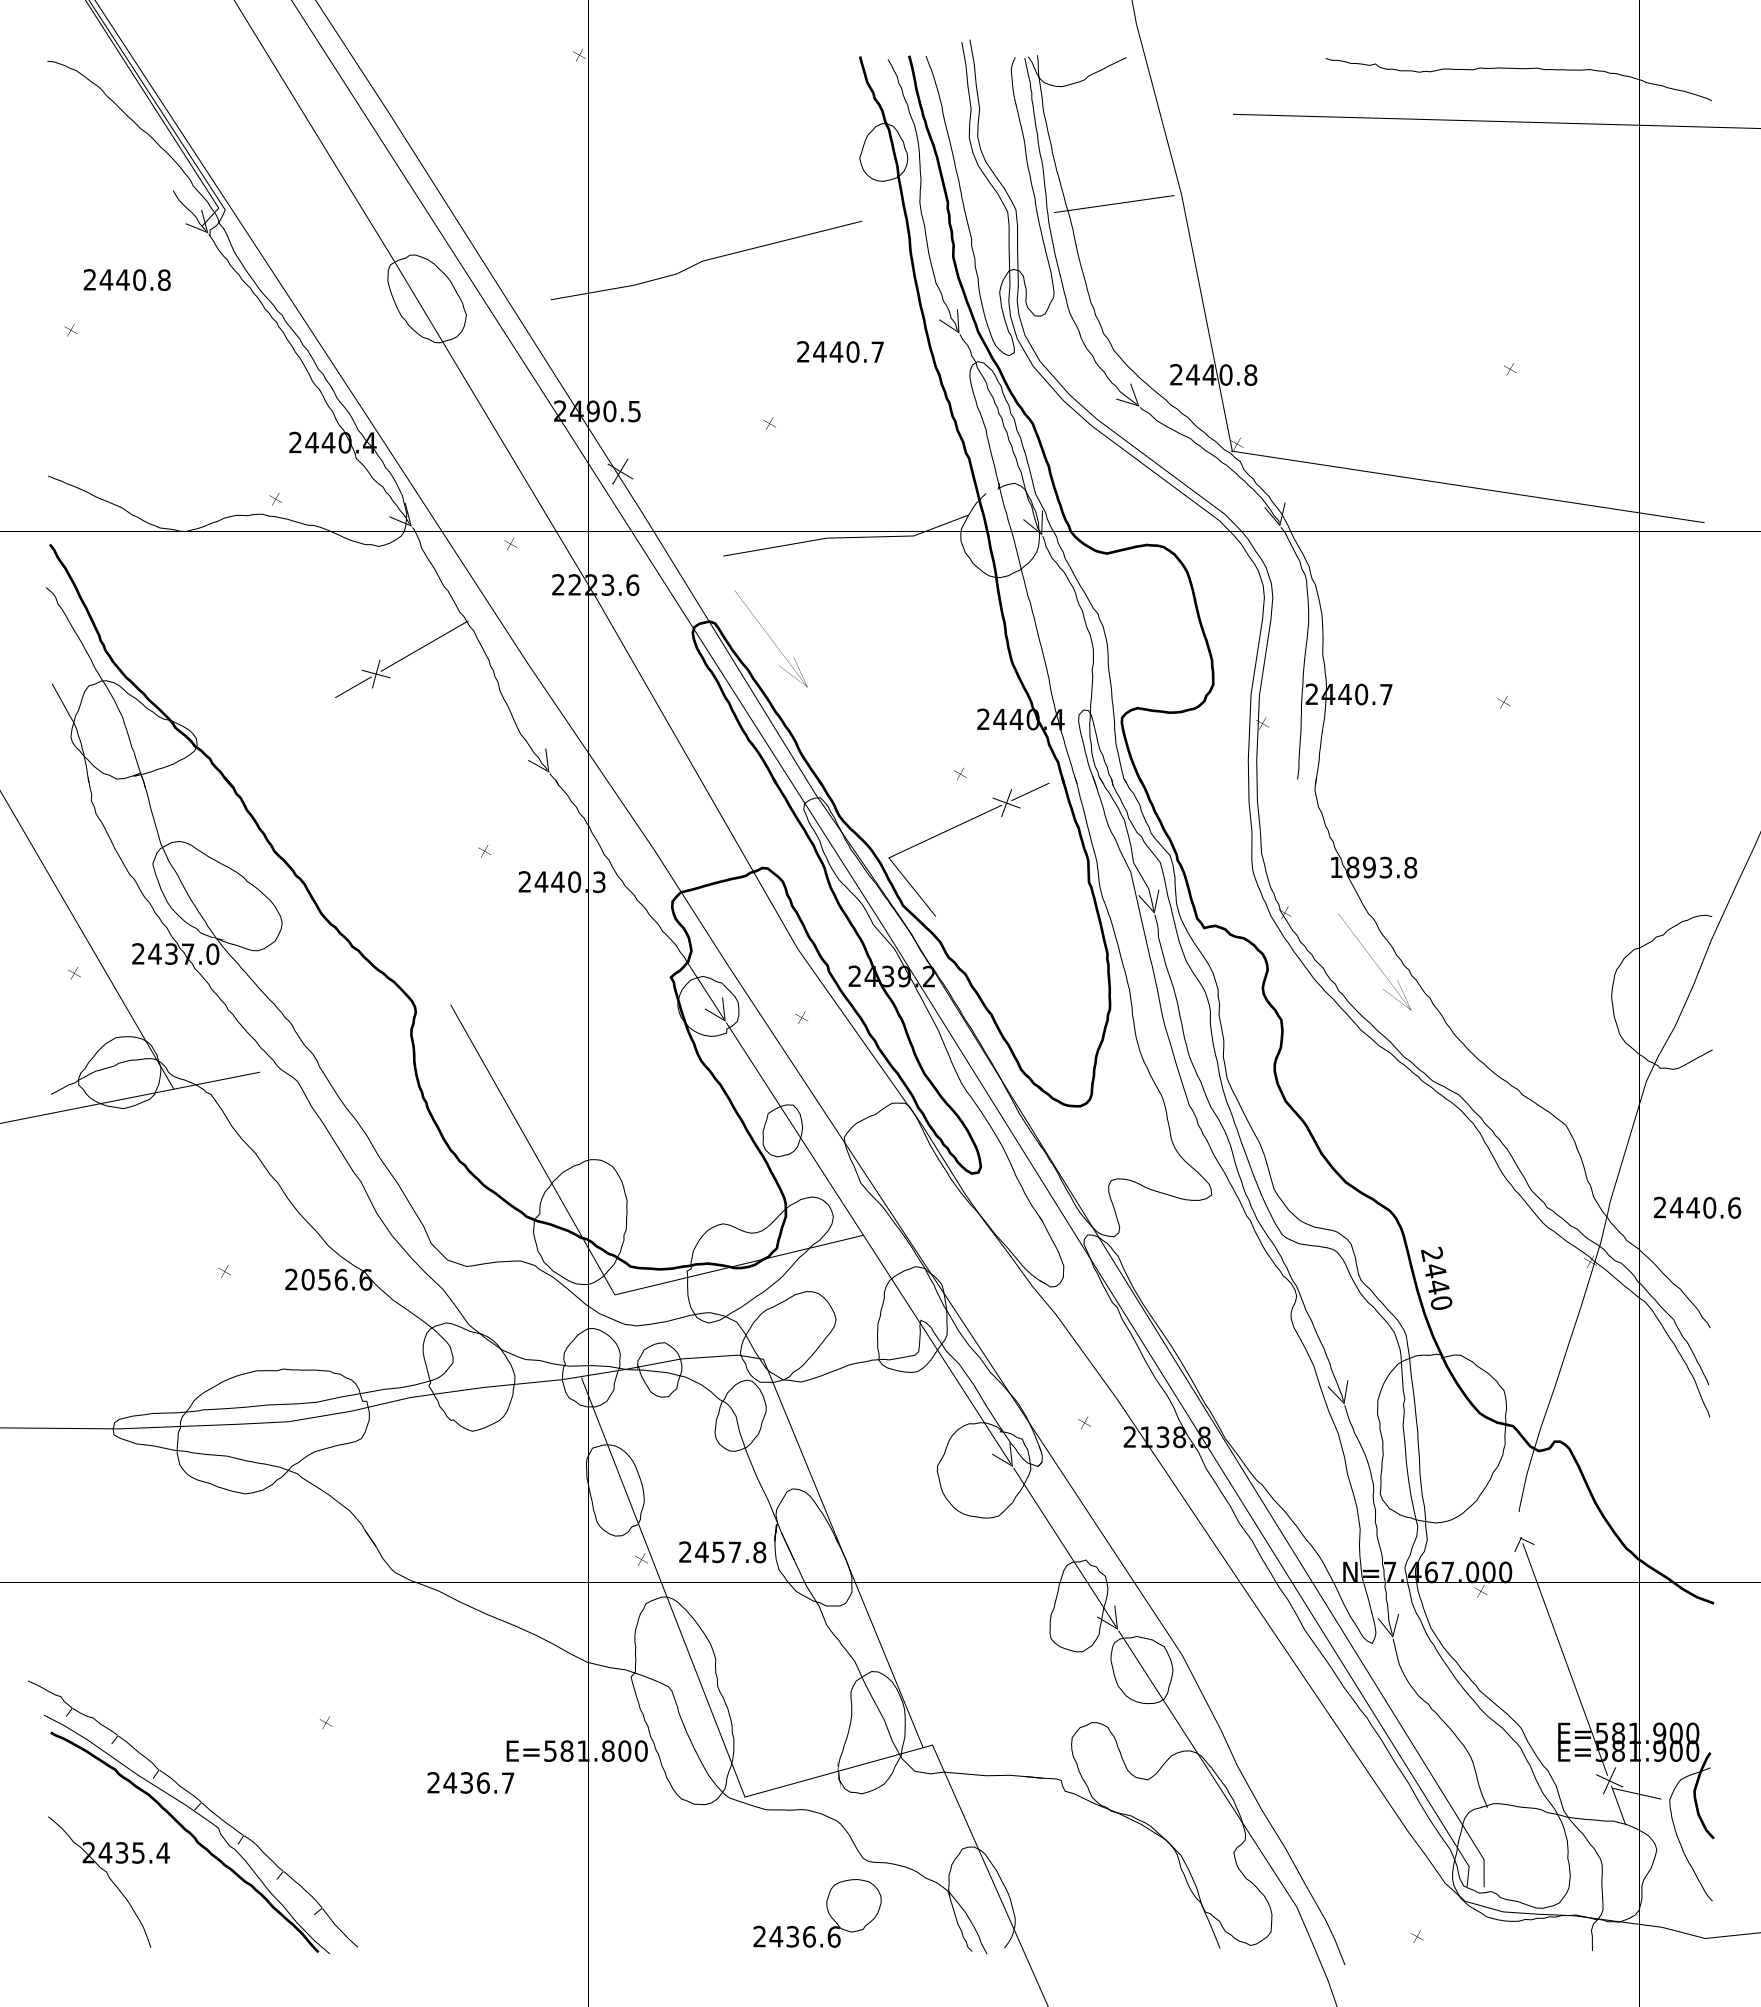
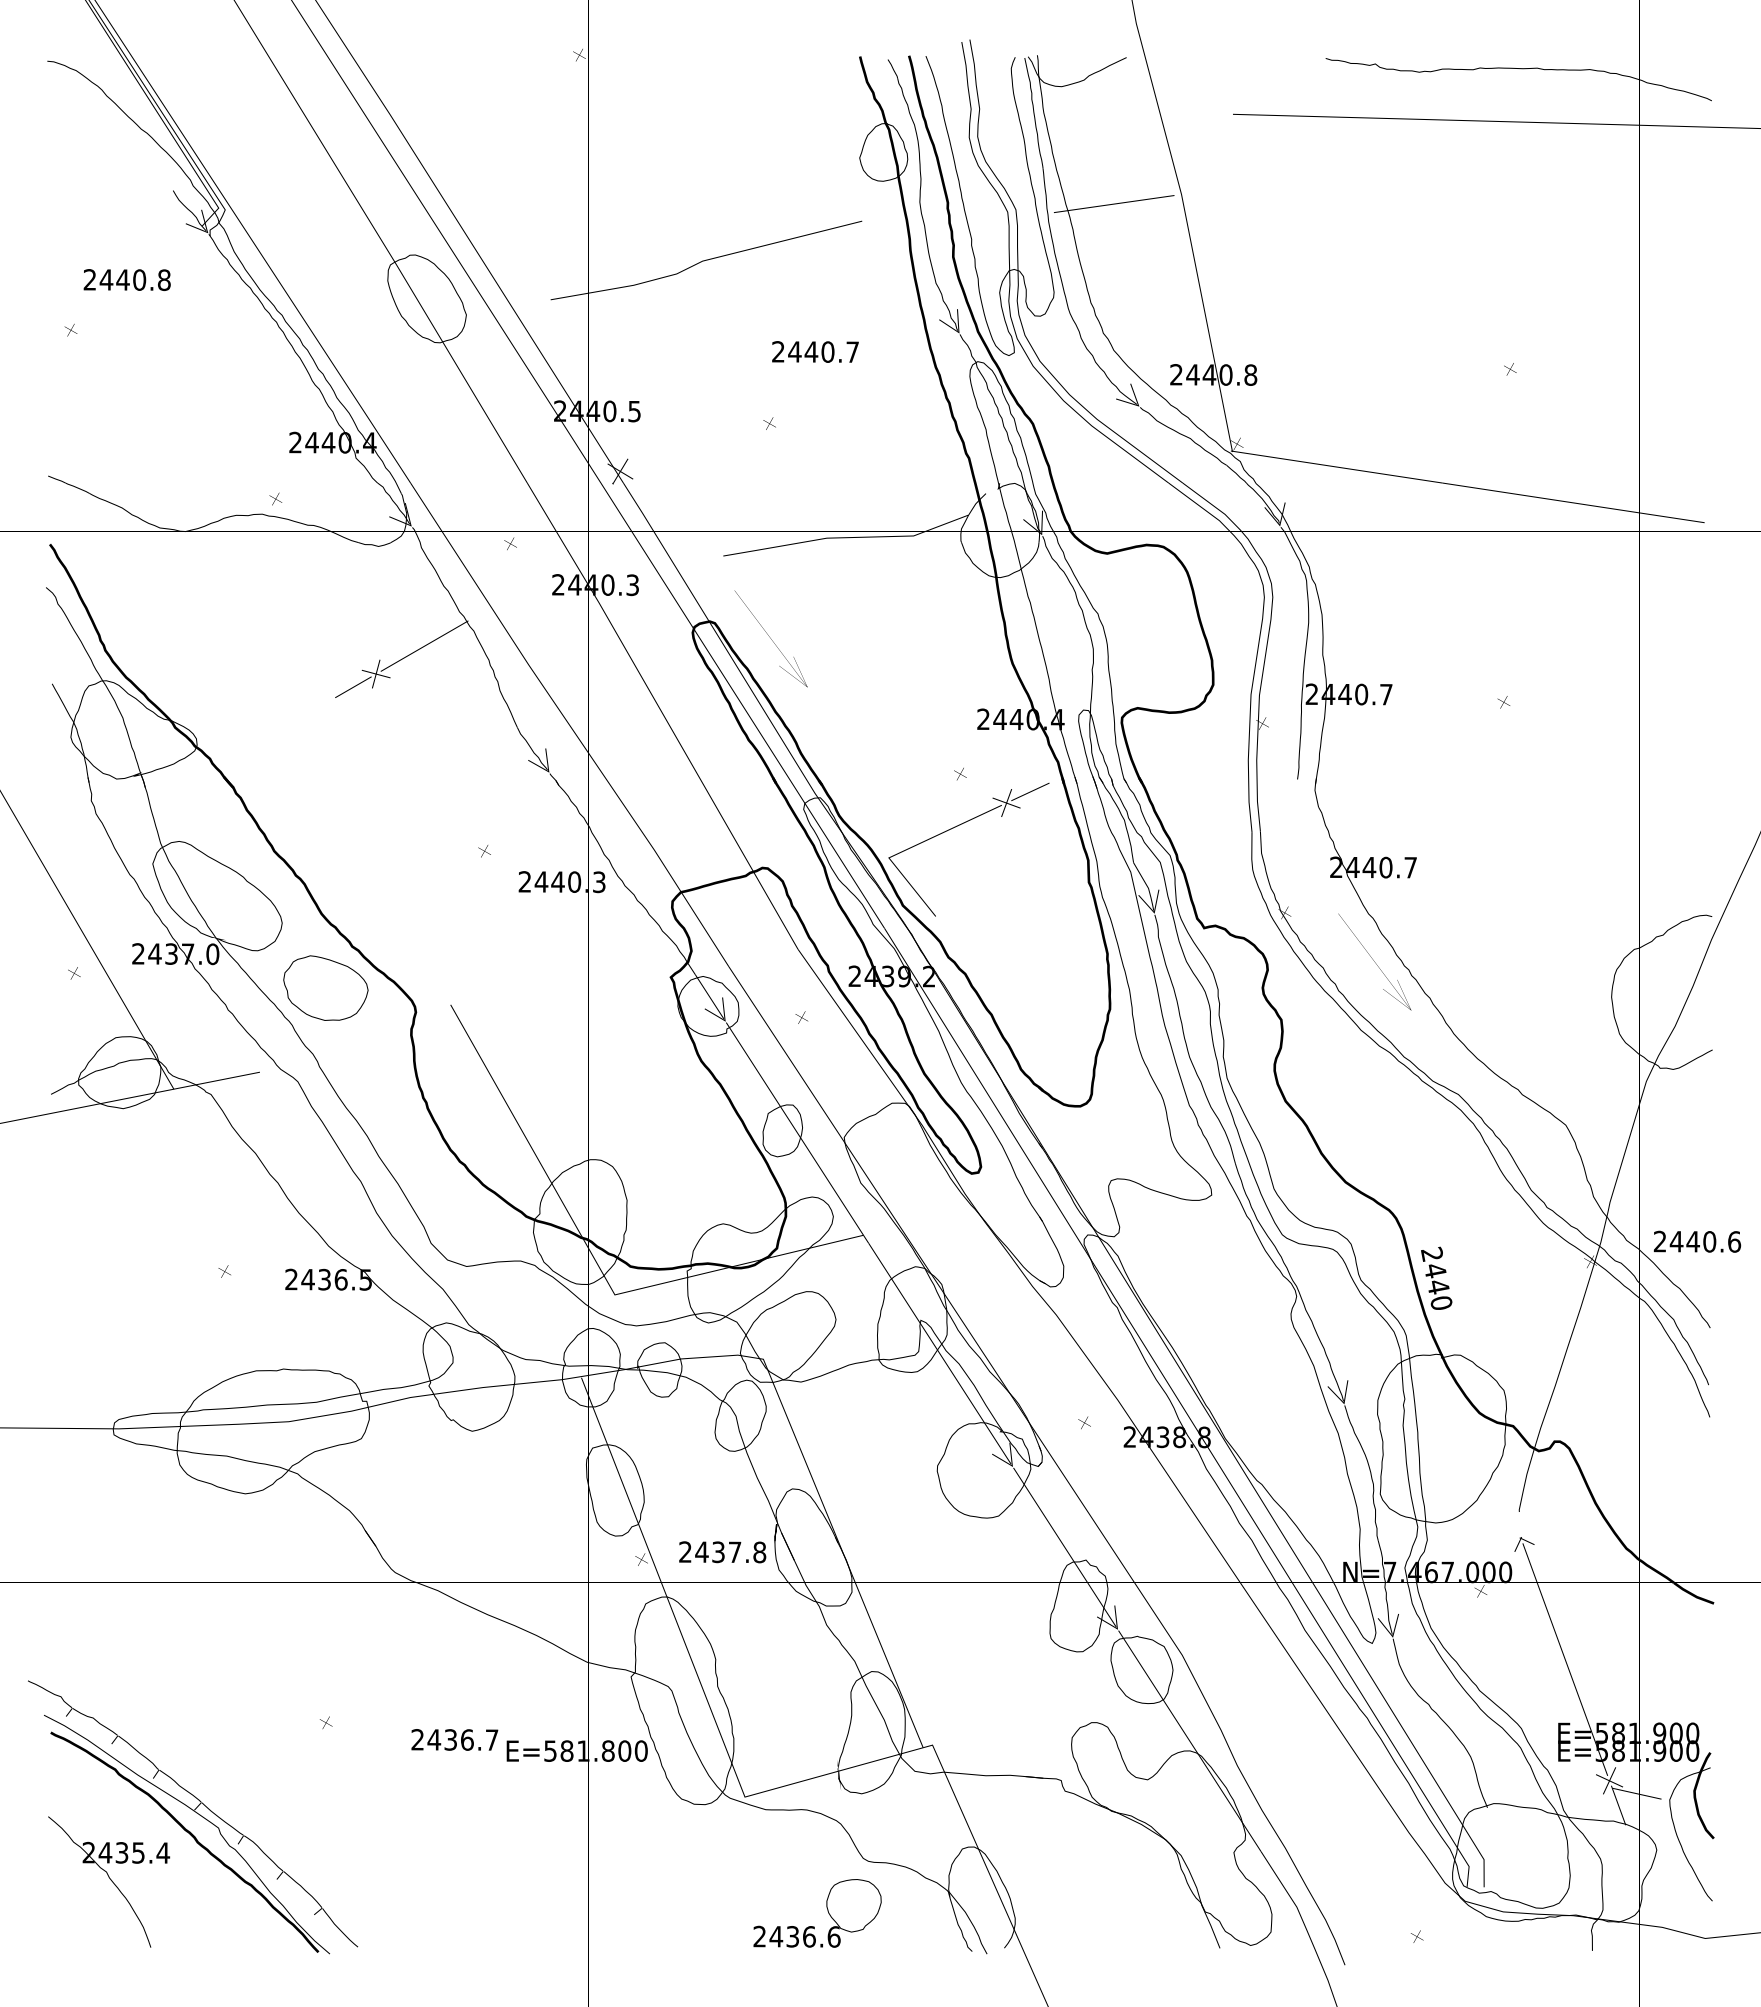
text position: (840, 351) -> (815, 351) (815, 351)
text: 2490.5 -> 2440.5 (593, 411)
text: 2223.6 -> 2440.3 (603, 585)
text: 1893.8 -> 2440.7 (1373, 867)
part: none -> present (325, 987)
text position: (1697, 1207) -> (1697, 1241) (1697, 1241)
text: 2056.6 -> 2436.5 (336, 1279)
text: 2138.8 -> 2438.8 (1146, 1436)
text: 2457.8 -> 2437.8 (718, 1551)
text position: (470, 1782) -> (454, 1739) (454, 1739)
